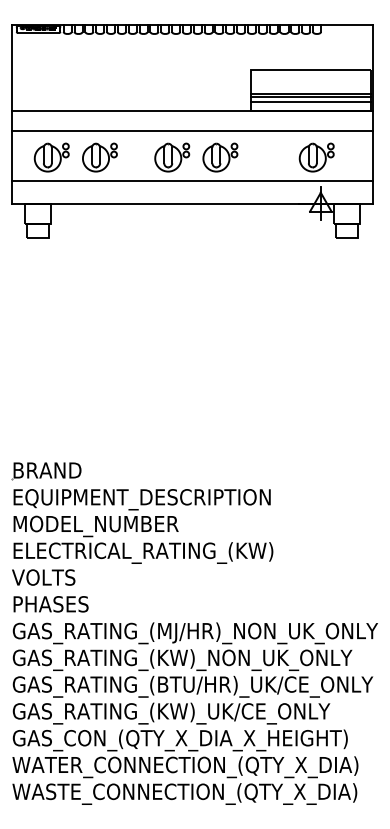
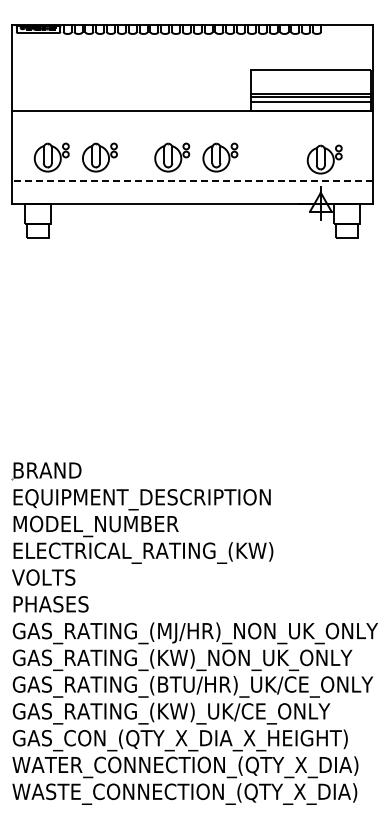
line: present -> none (192, 130)
part position: (316, 157) -> (324, 159) (324, 159)
line: solid -> dashed (192, 181)
